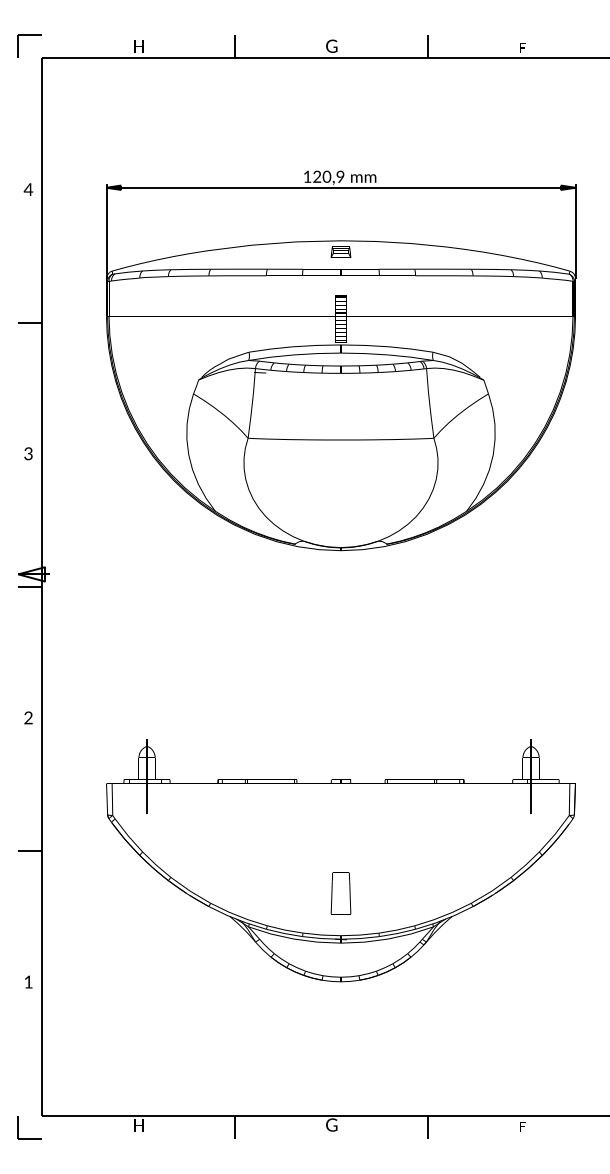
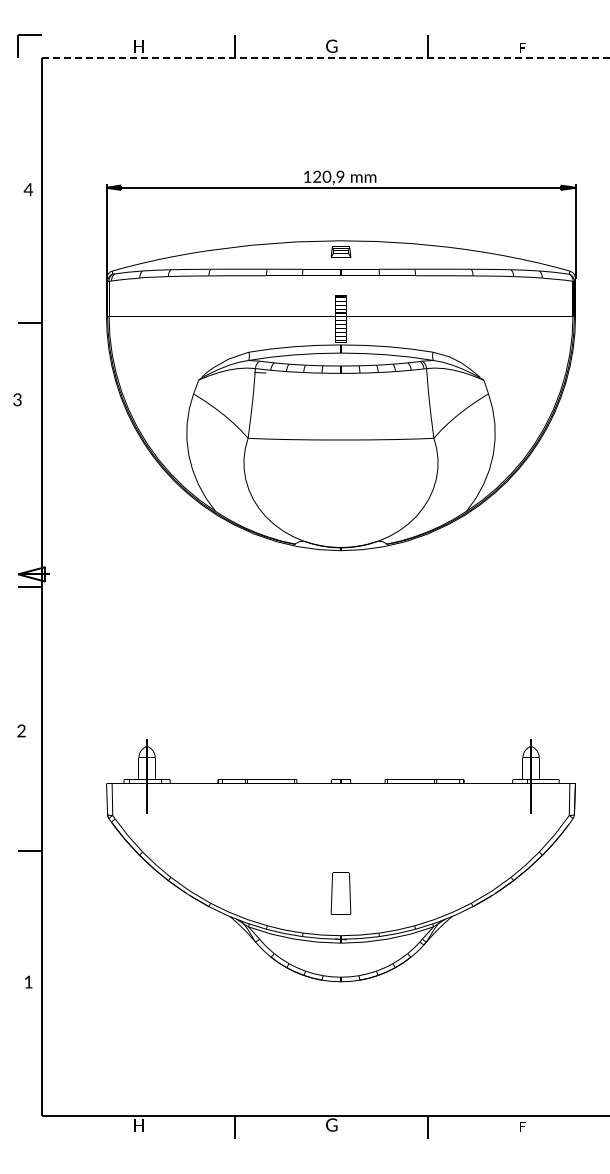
line: solid -> dashed (325, 58)
text position: (28, 453) -> (17, 399) (17, 399)
text position: (28, 717) -> (21, 730) (21, 730)
part: present -> none (18, 1127)
